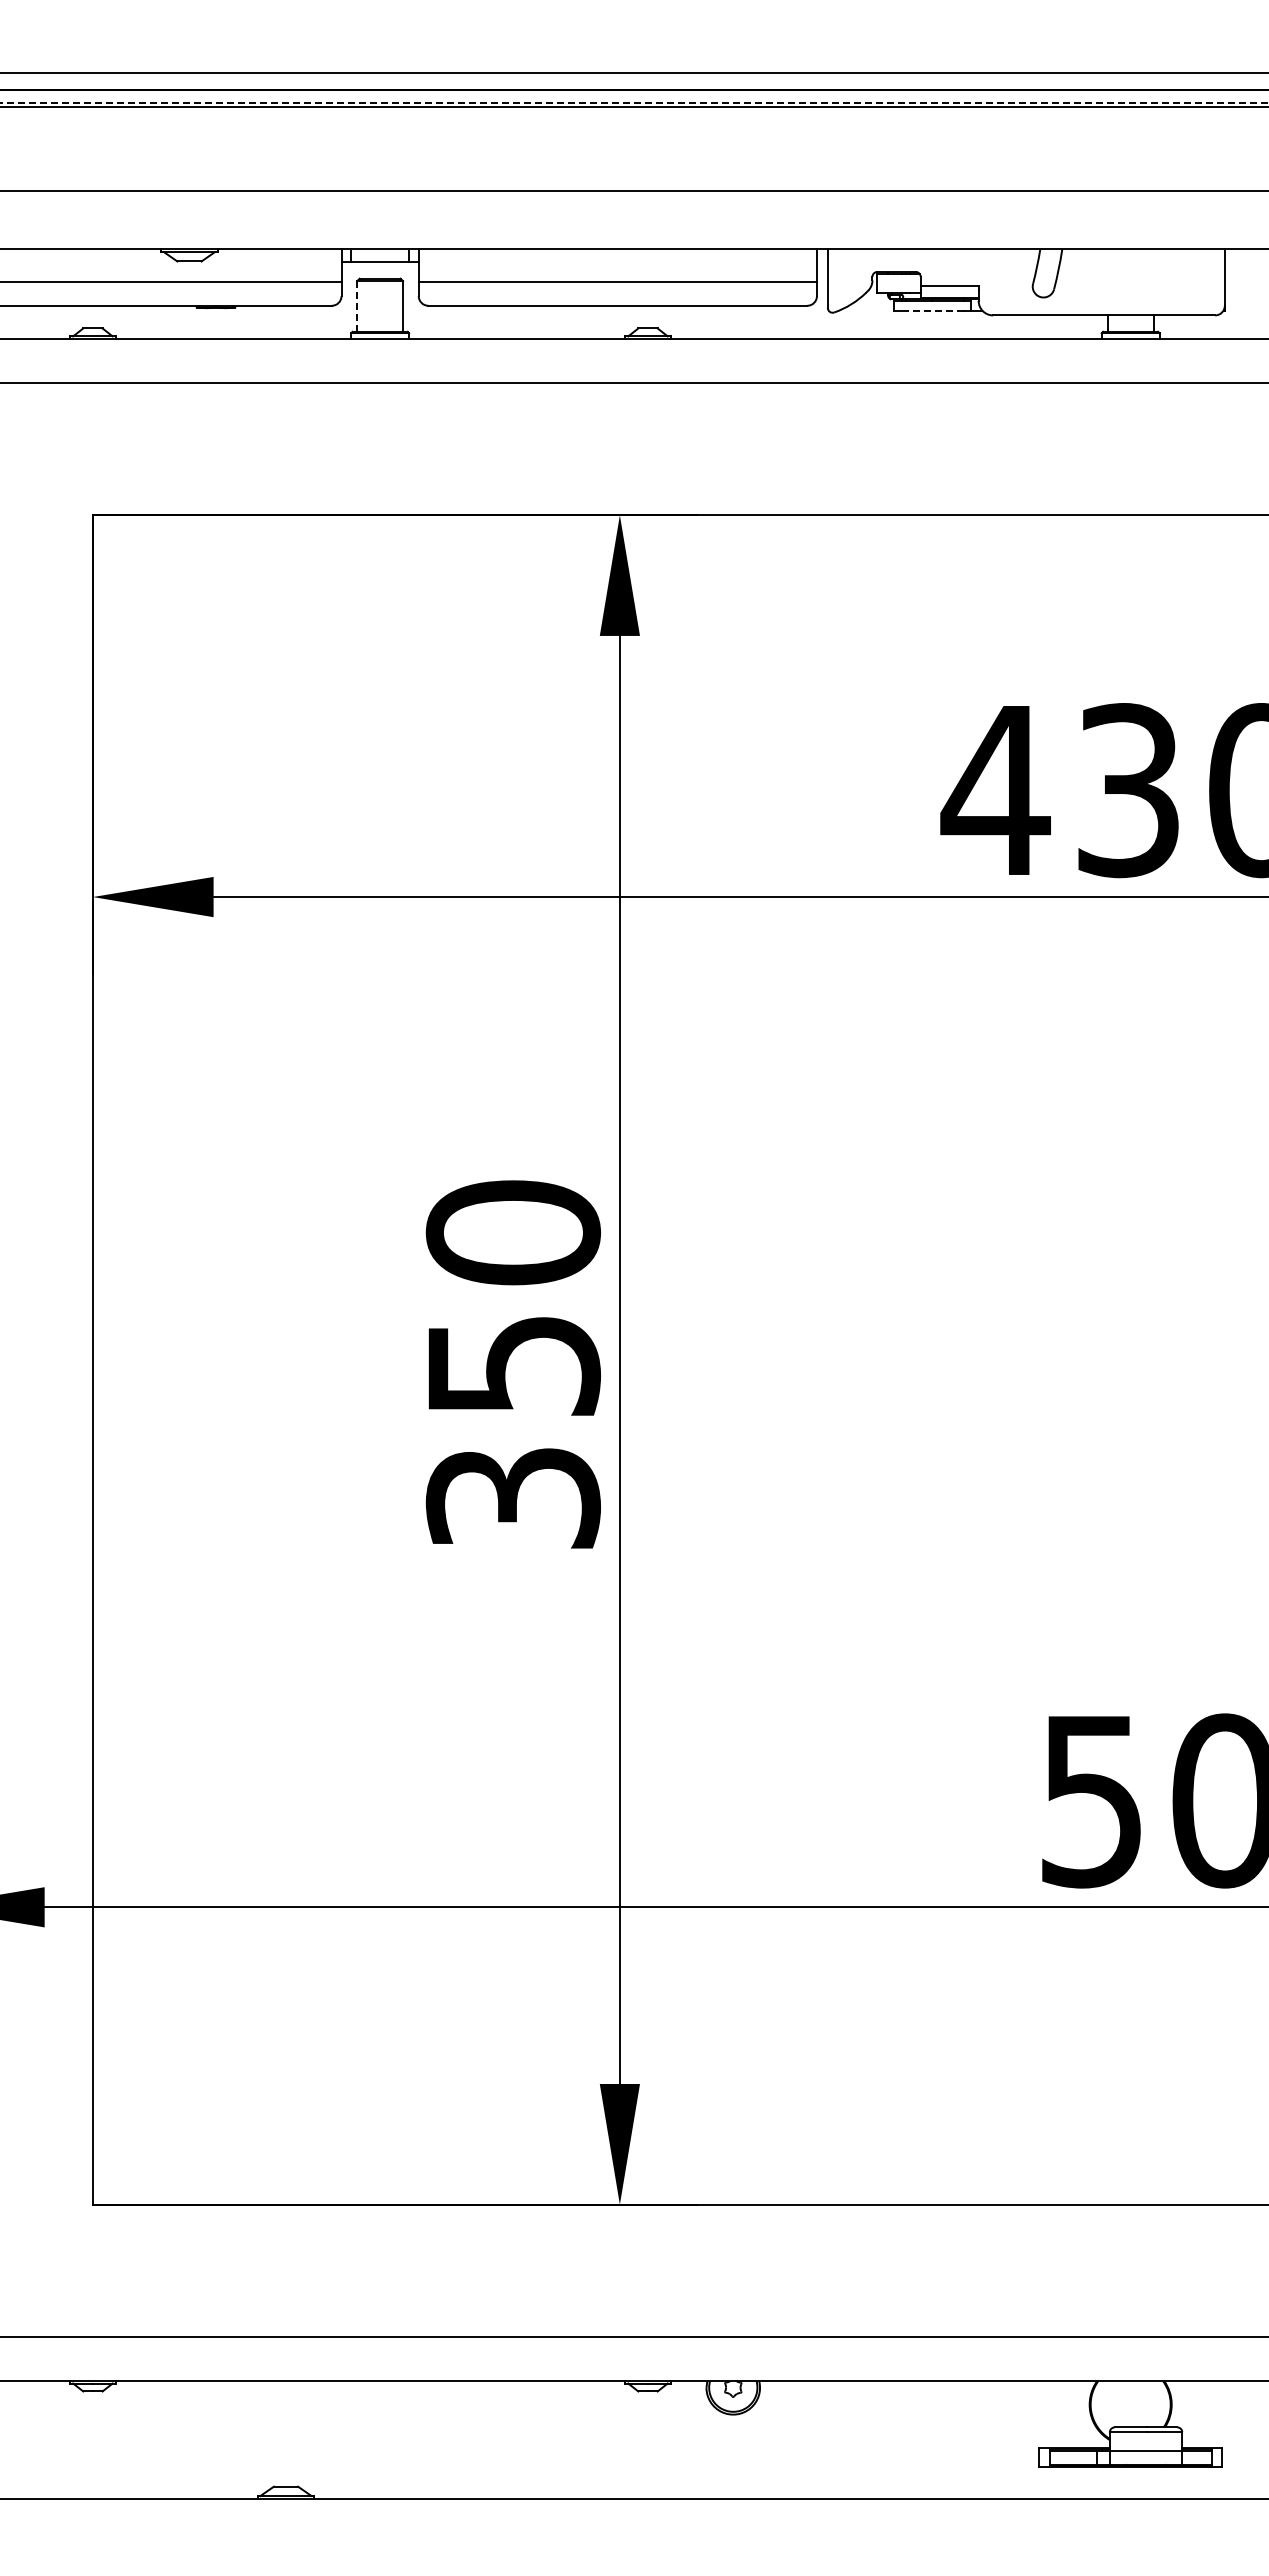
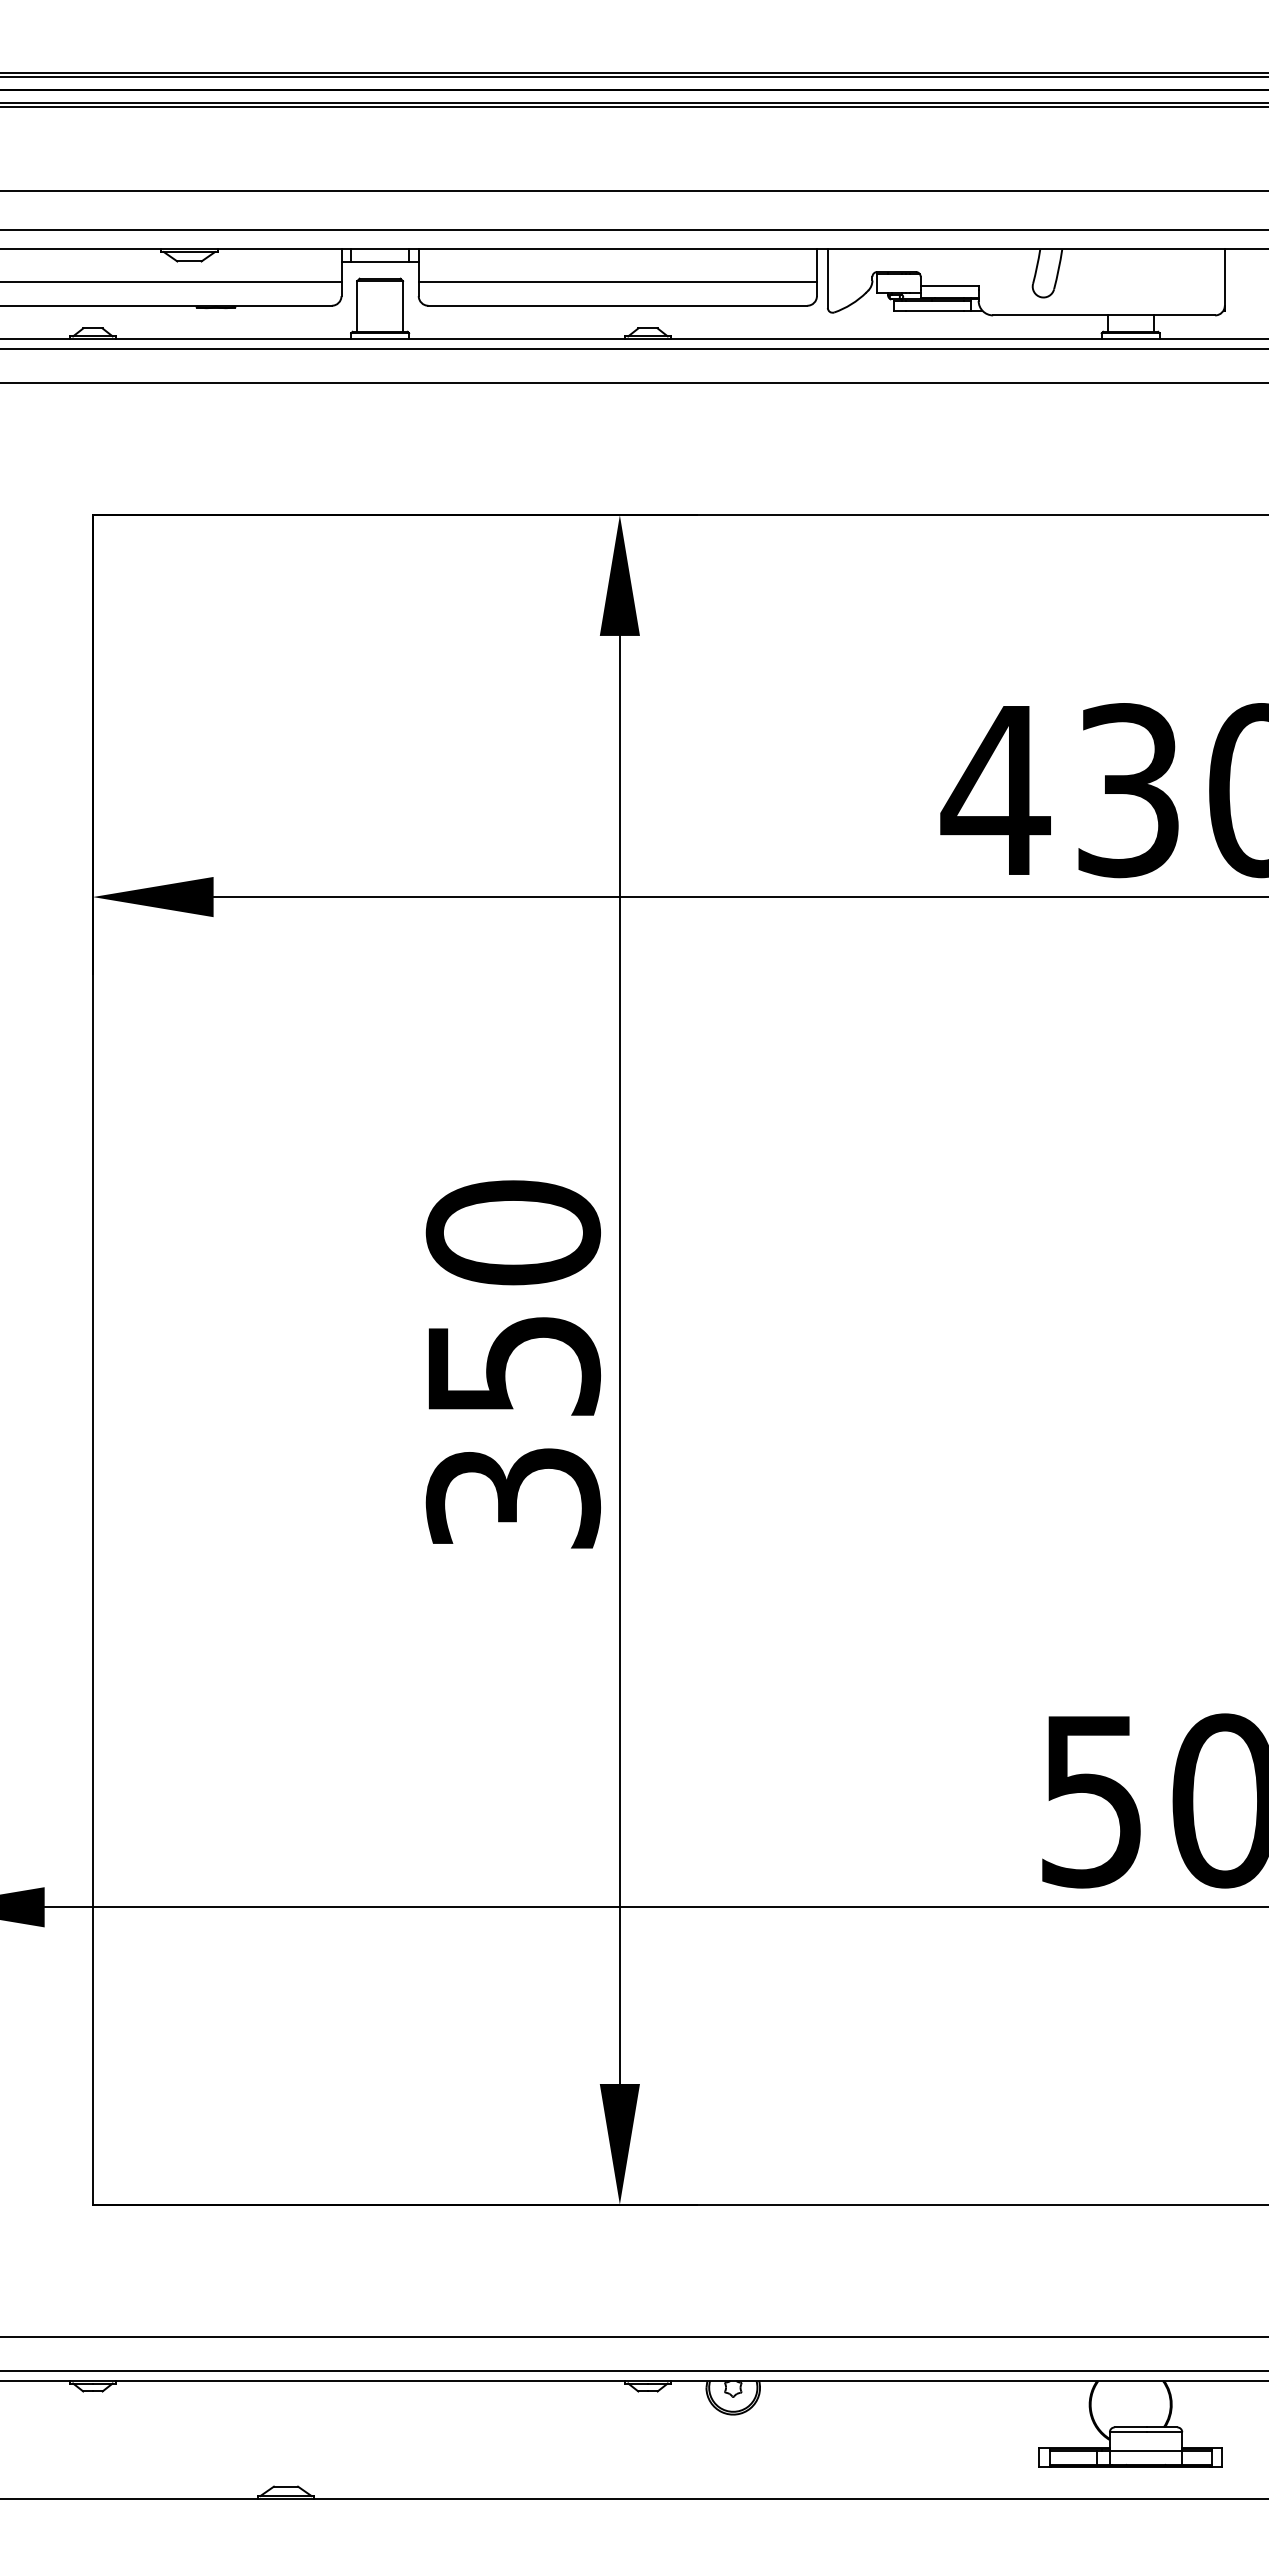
line: none -> present (633, 77)
line: dashed -> solid (634, 102)
line: none -> present (633, 230)
line: dashed -> solid (357, 307)
line: dashed -> solid (935, 310)
line: none -> present (633, 348)
line: none -> present (633, 2371)
